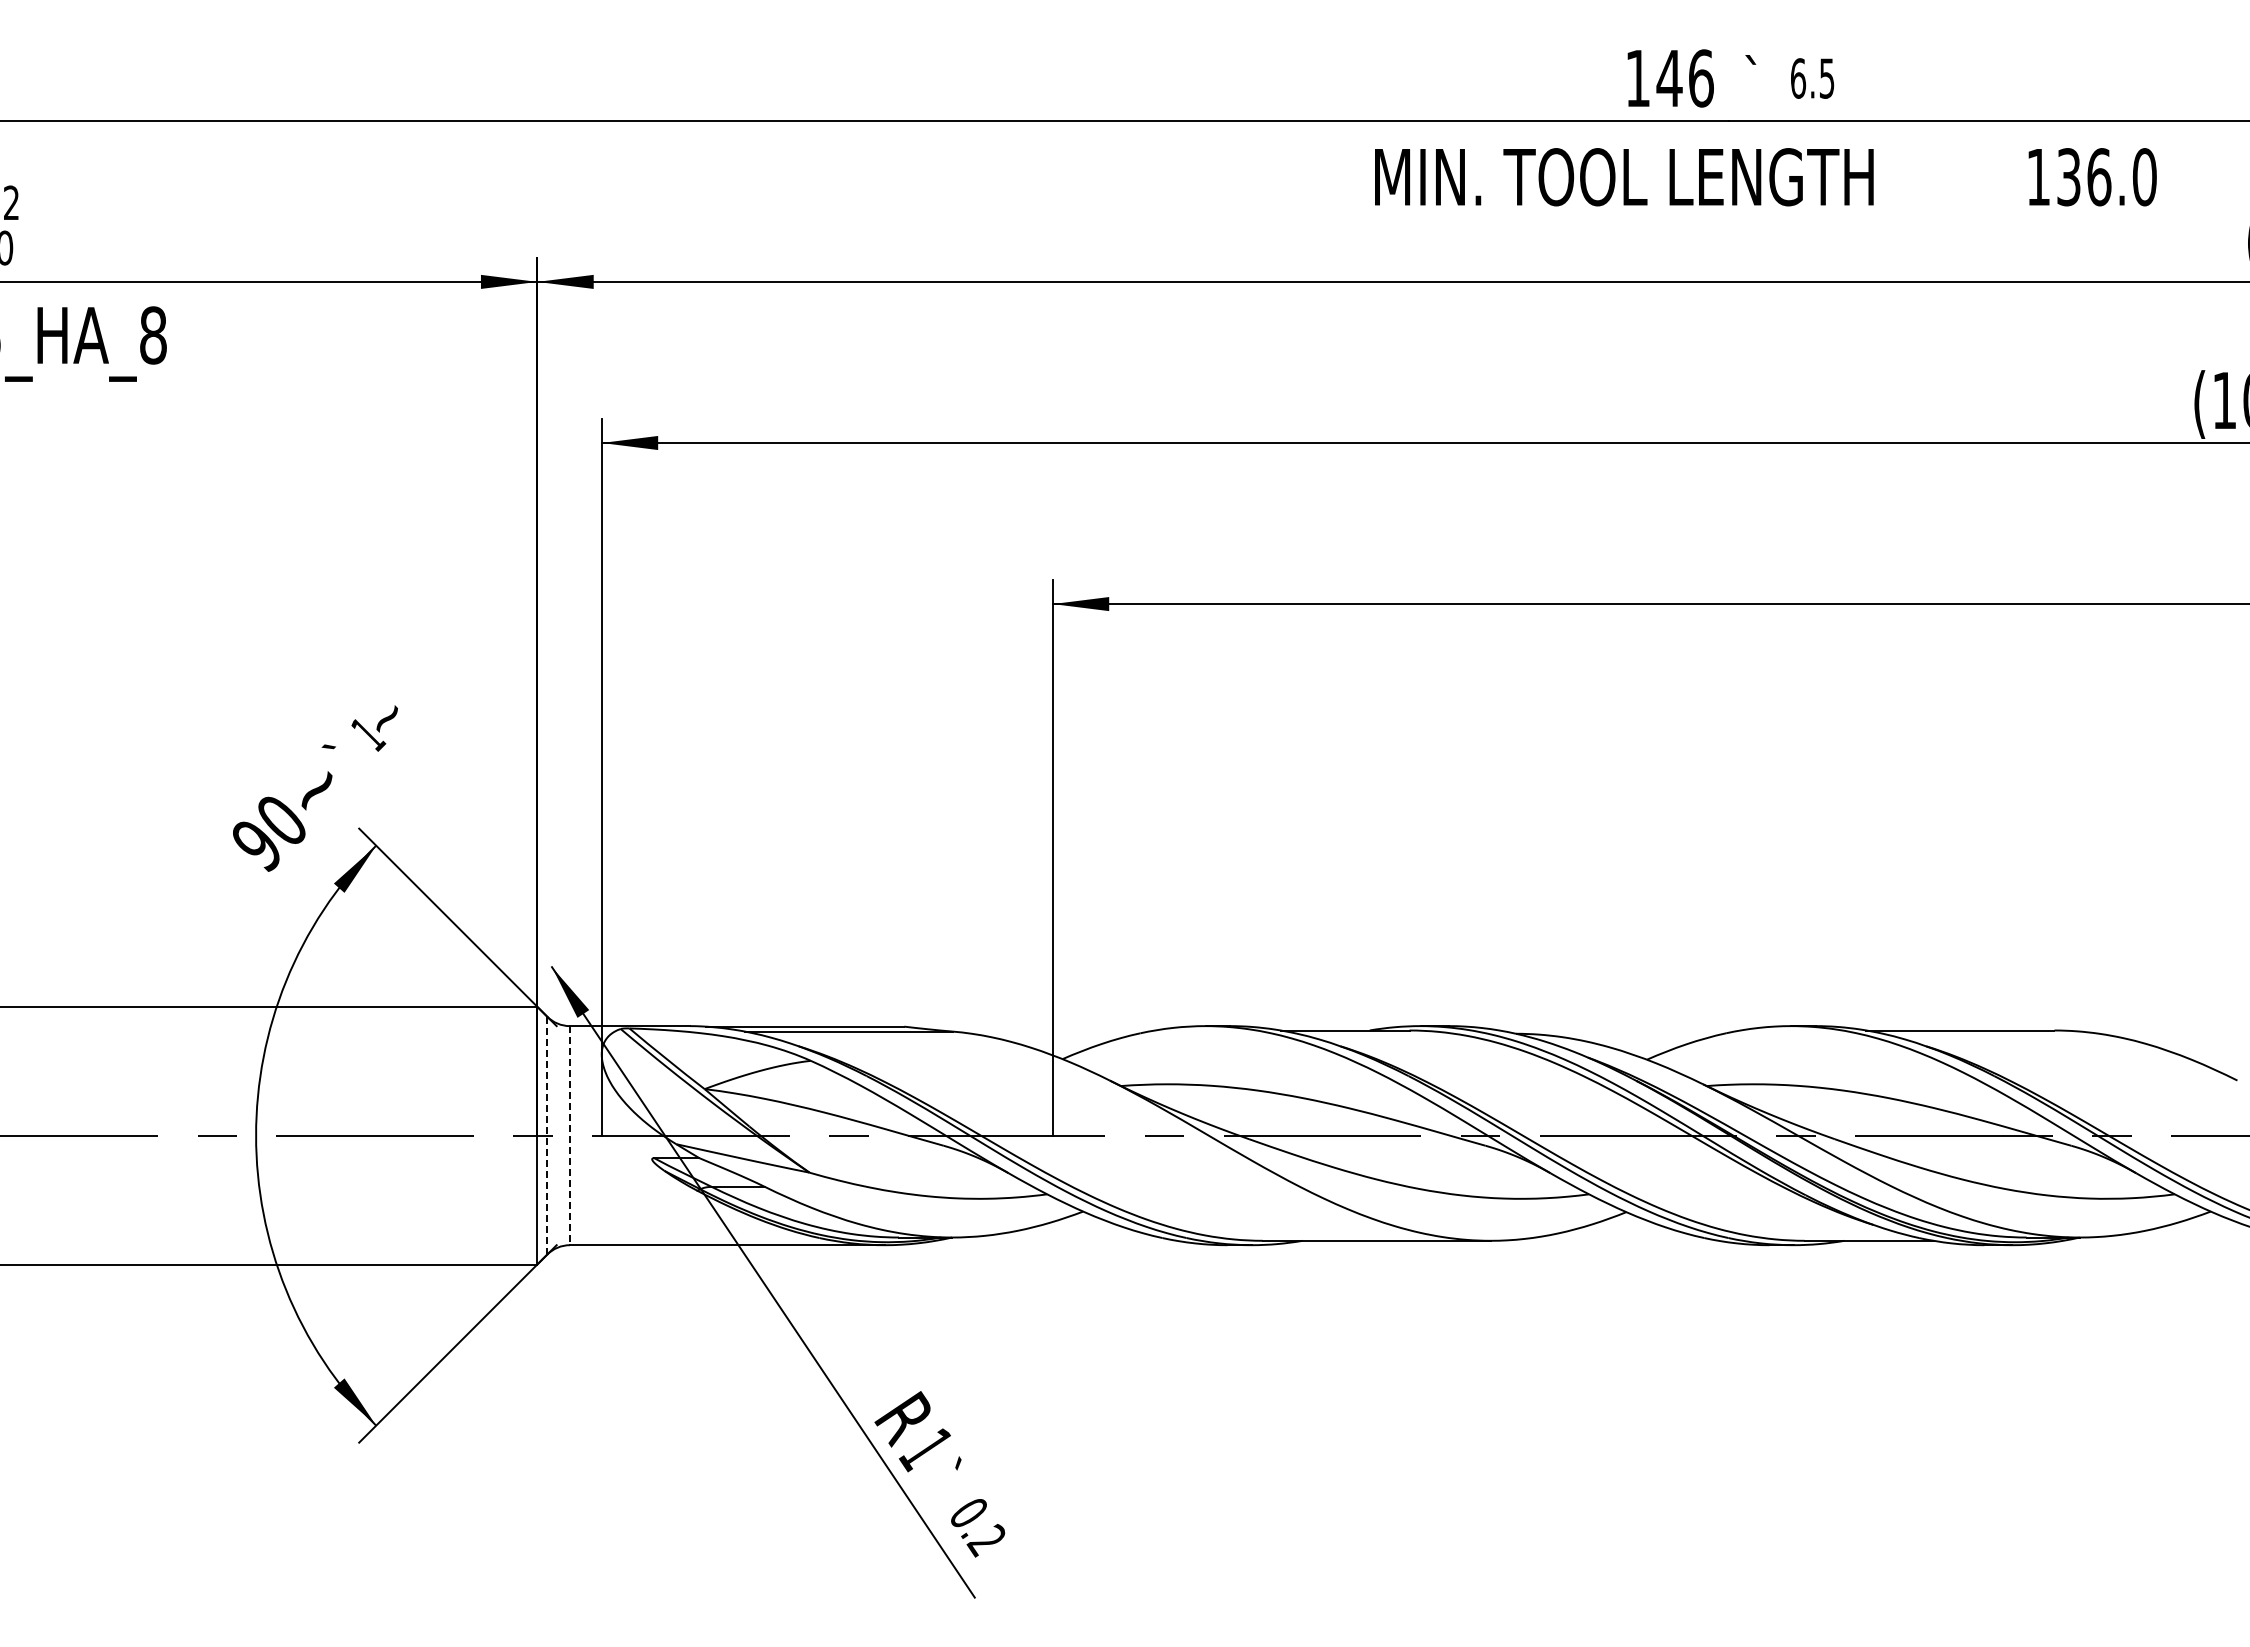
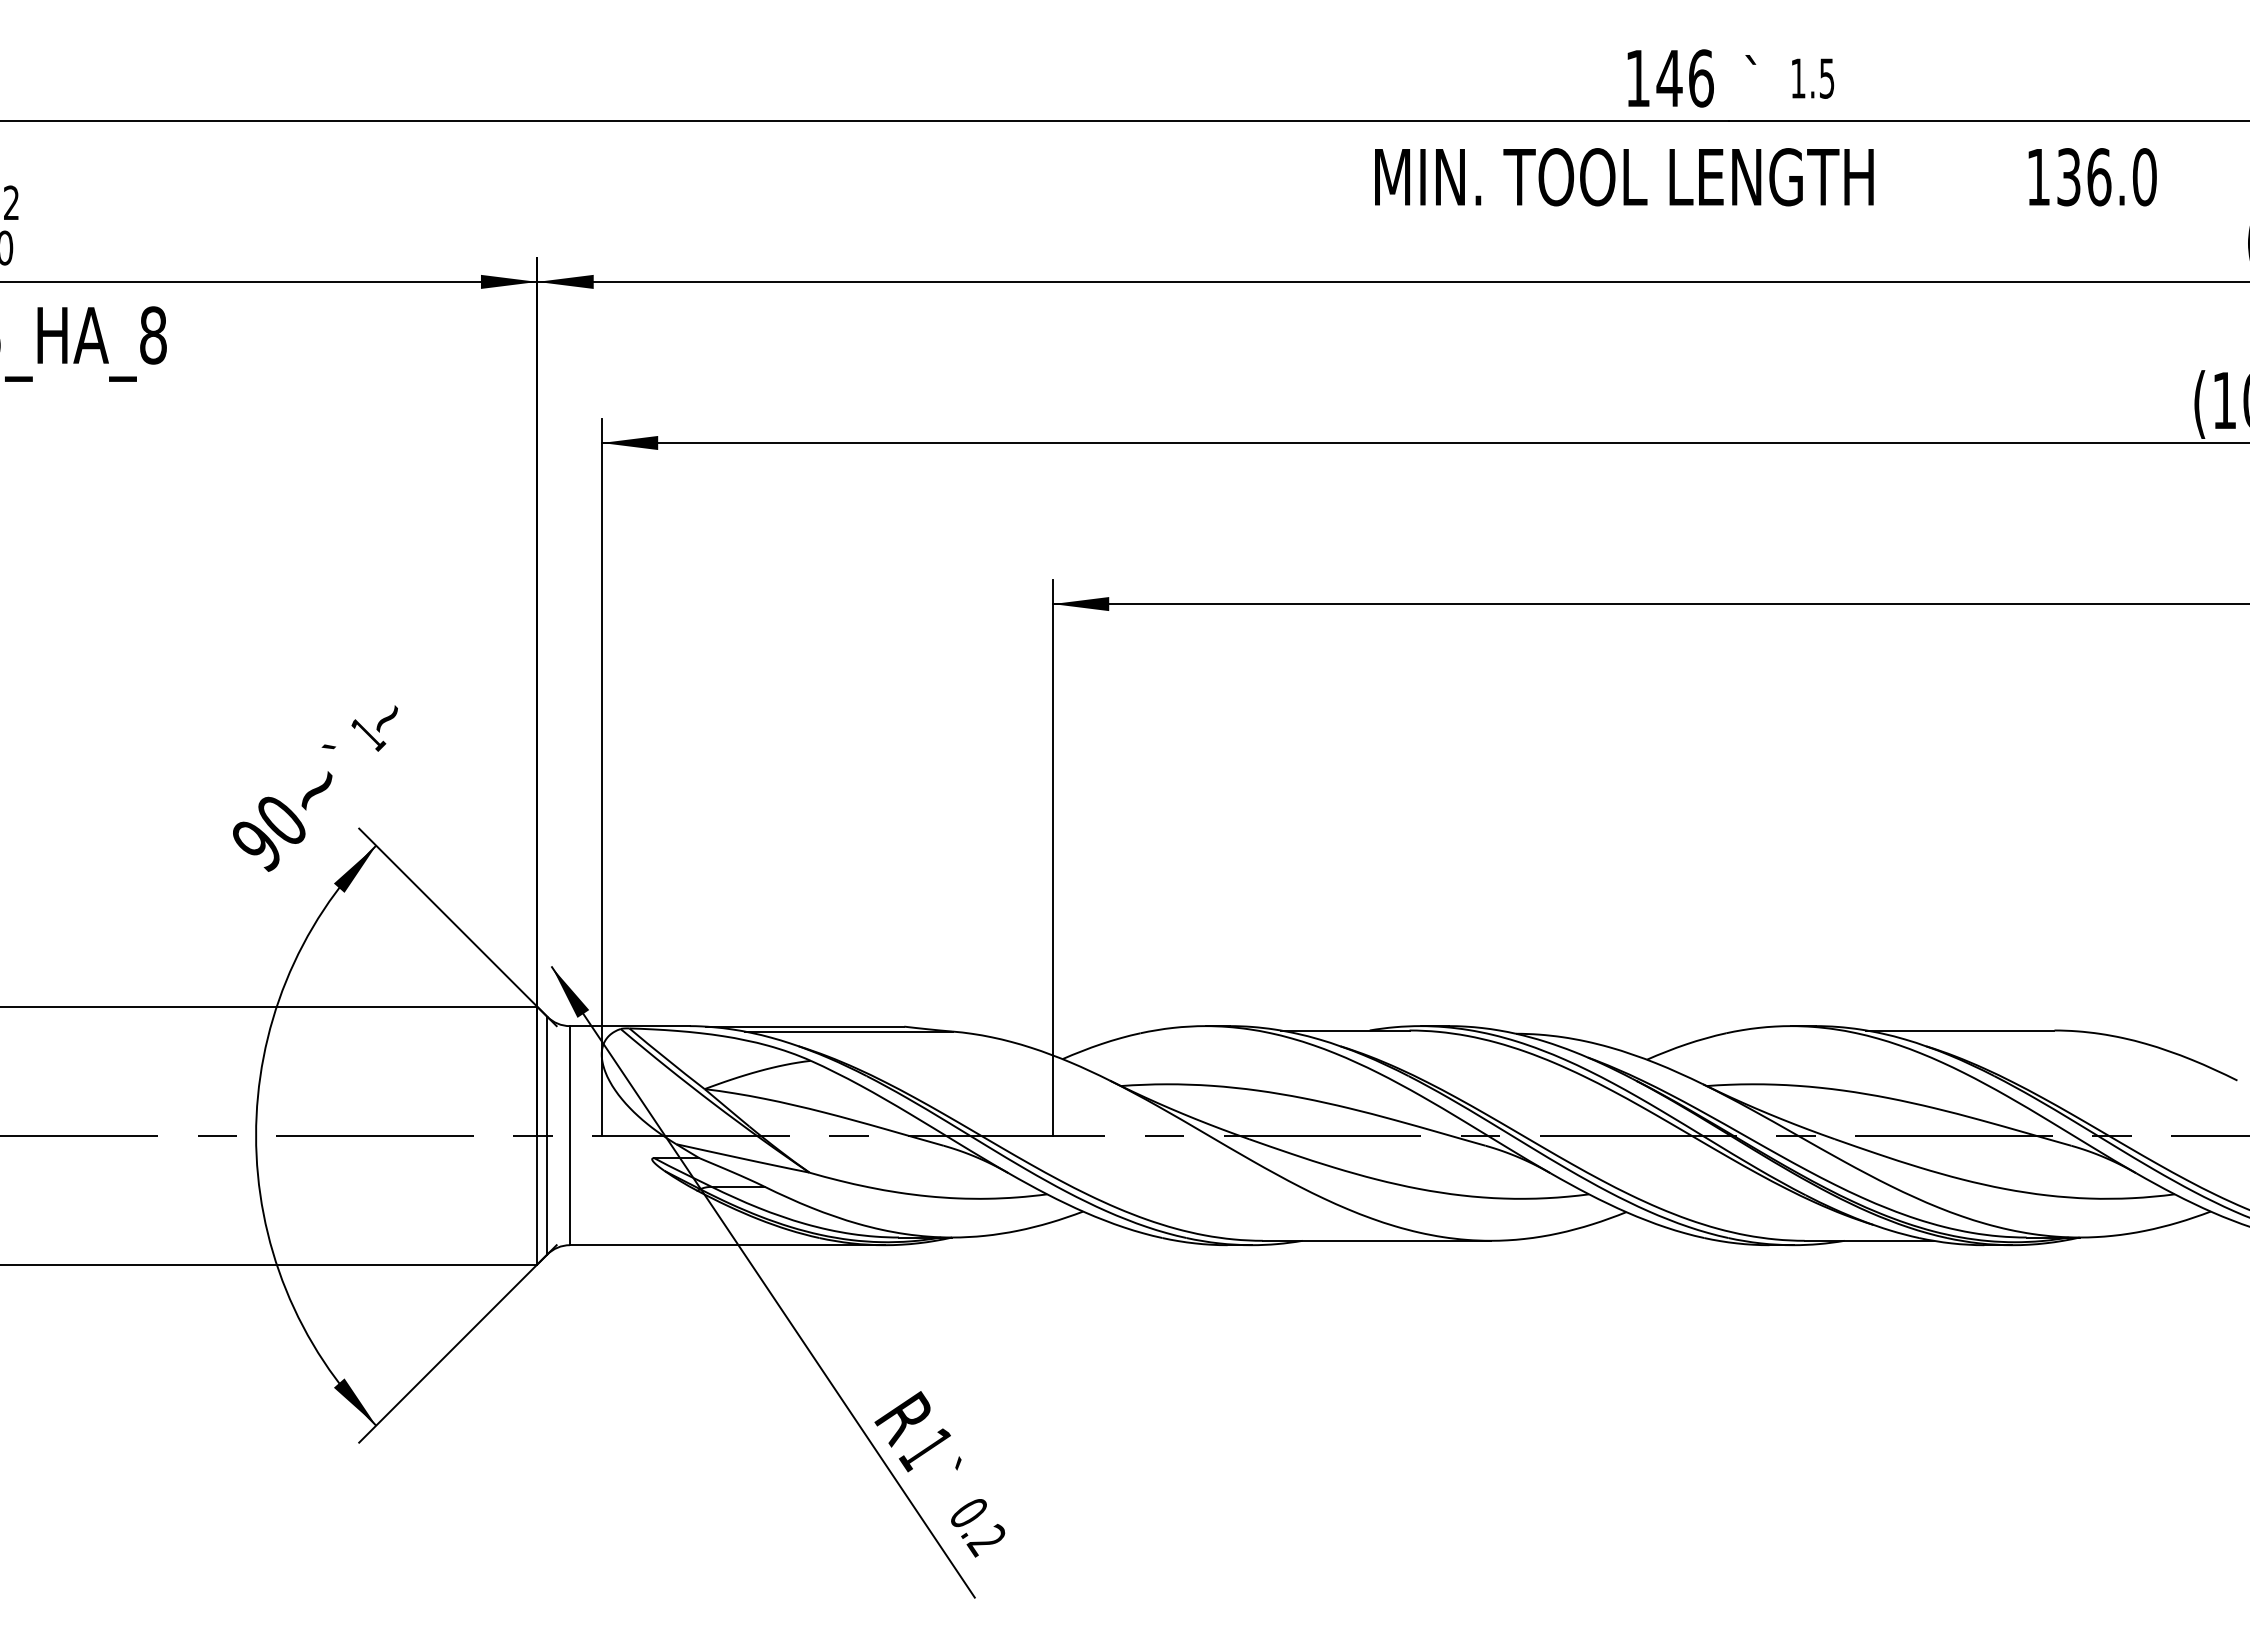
text: 6.5 -> 1.5 (1798, 78)
line: dashed -> solid (547, 1135)
line: dashed -> solid (570, 1135)
